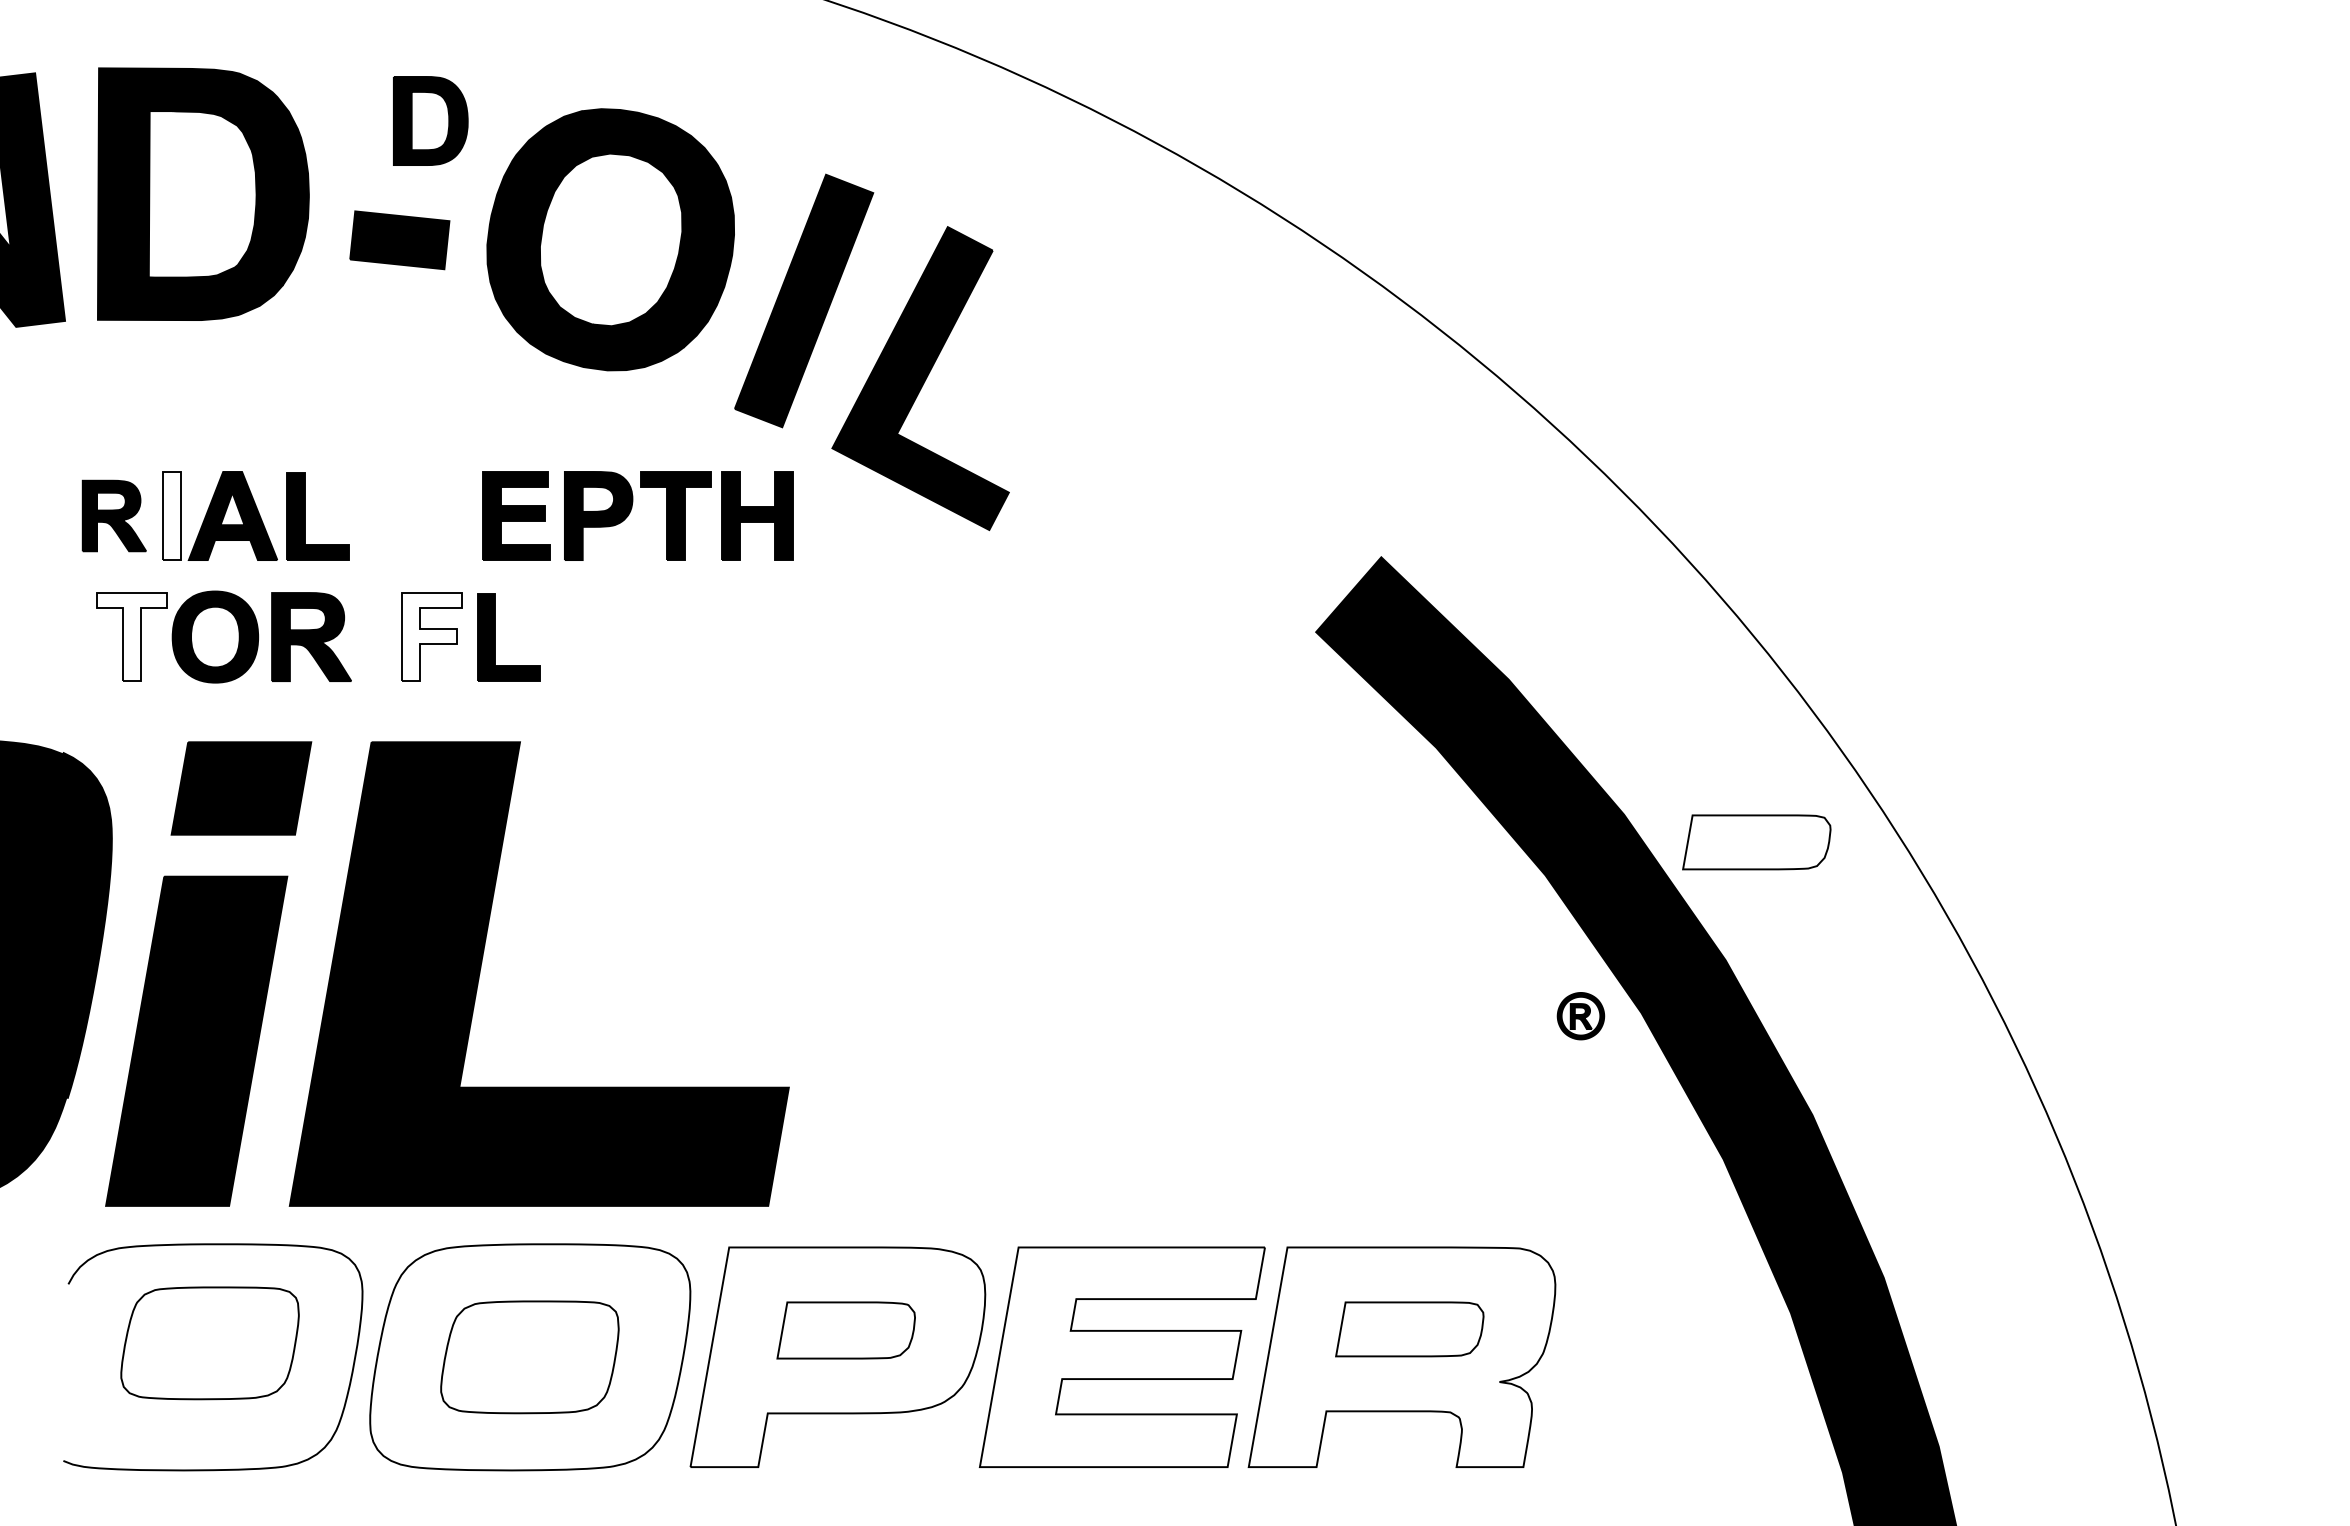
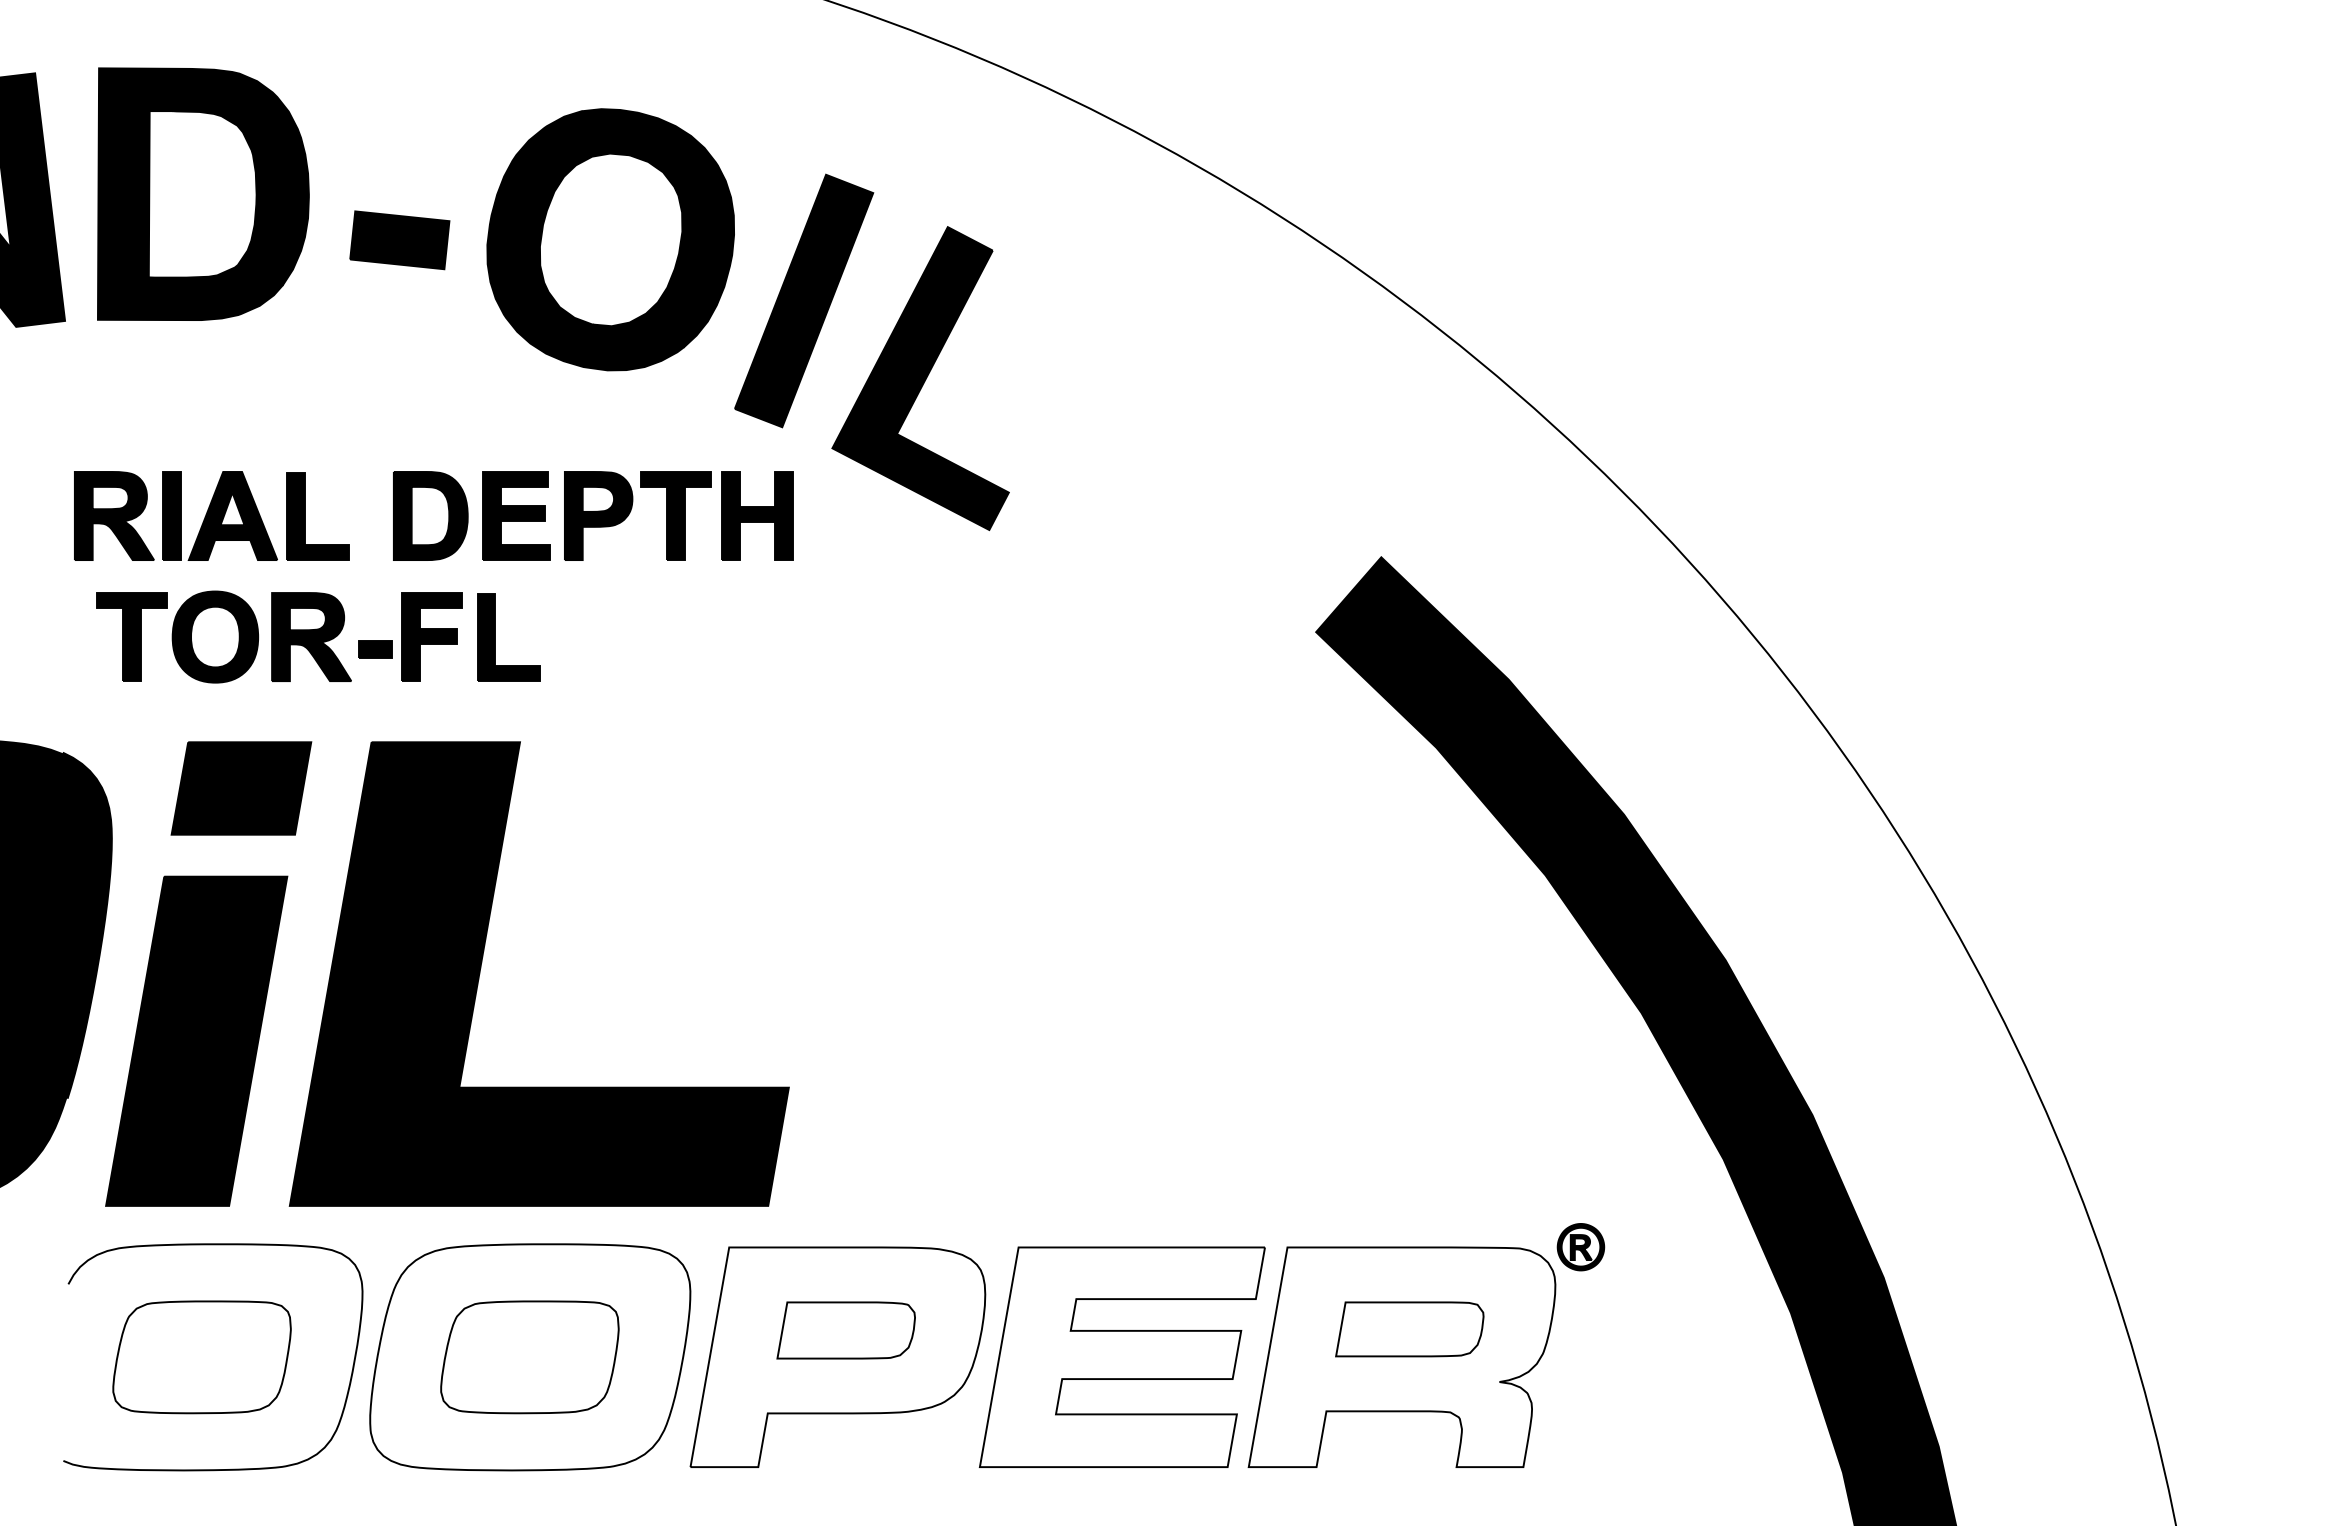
part position: (430, 120) -> (430, 515) (430, 515)
part size: 66x74 px -> 81x90 px (114, 515)
fill: none -> present (171, 515)
fill: none -> present (132, 637)
fill: none -> present (432, 637)
part: none -> present (375, 649)
part: present -> none (1756, 842)
part position: (1580, 1016) -> (1580, 1247) (1580, 1247)
part position: (209, 1343) -> (201, 1357) (201, 1357)
